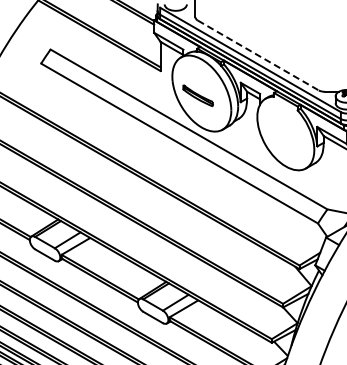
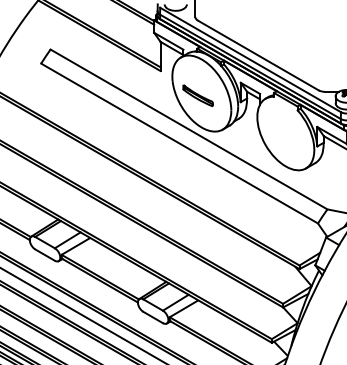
line: dashed -> solid (258, 55)
line: none -> present (82, 314)
